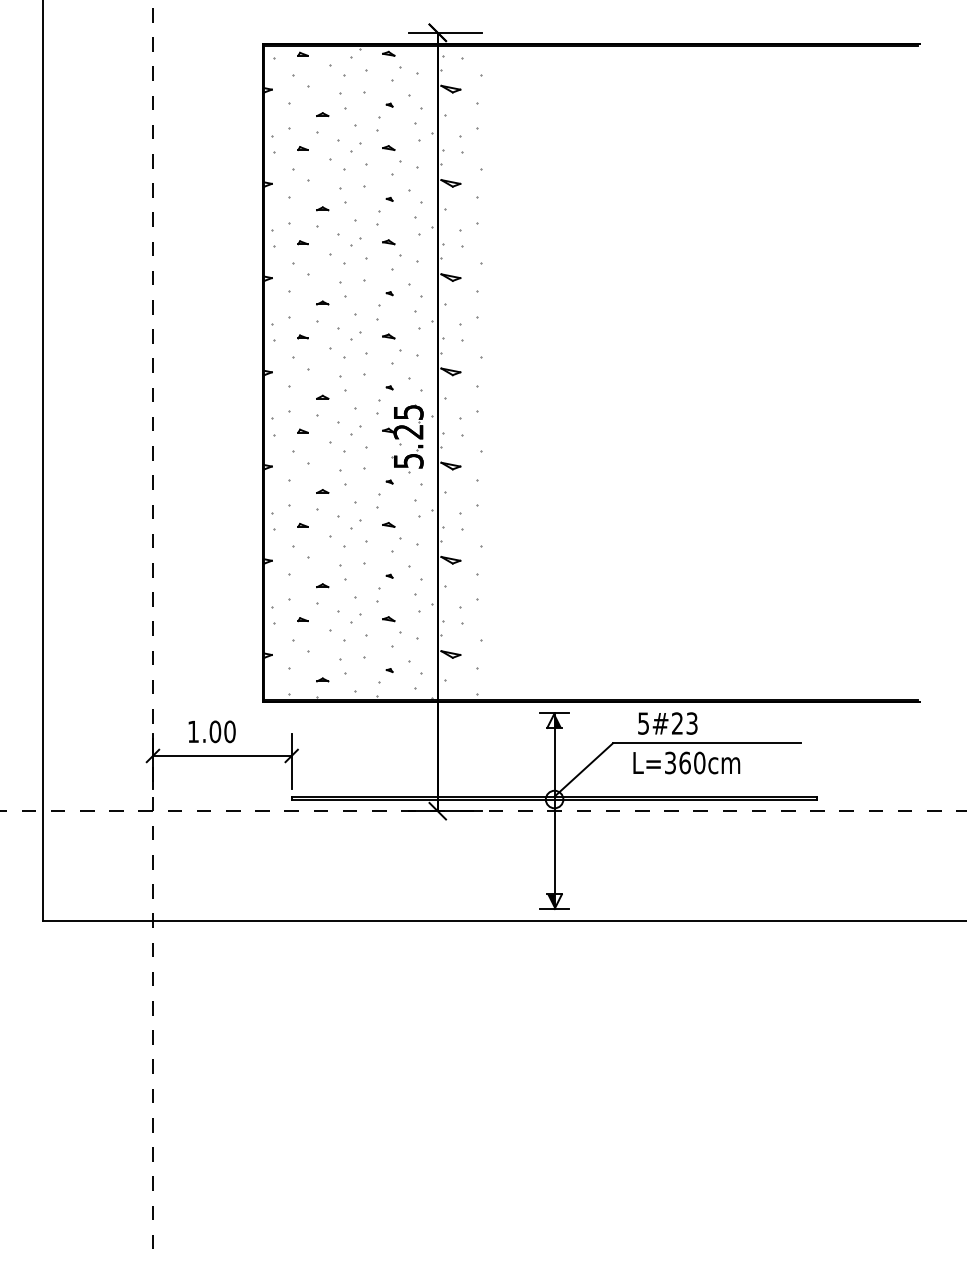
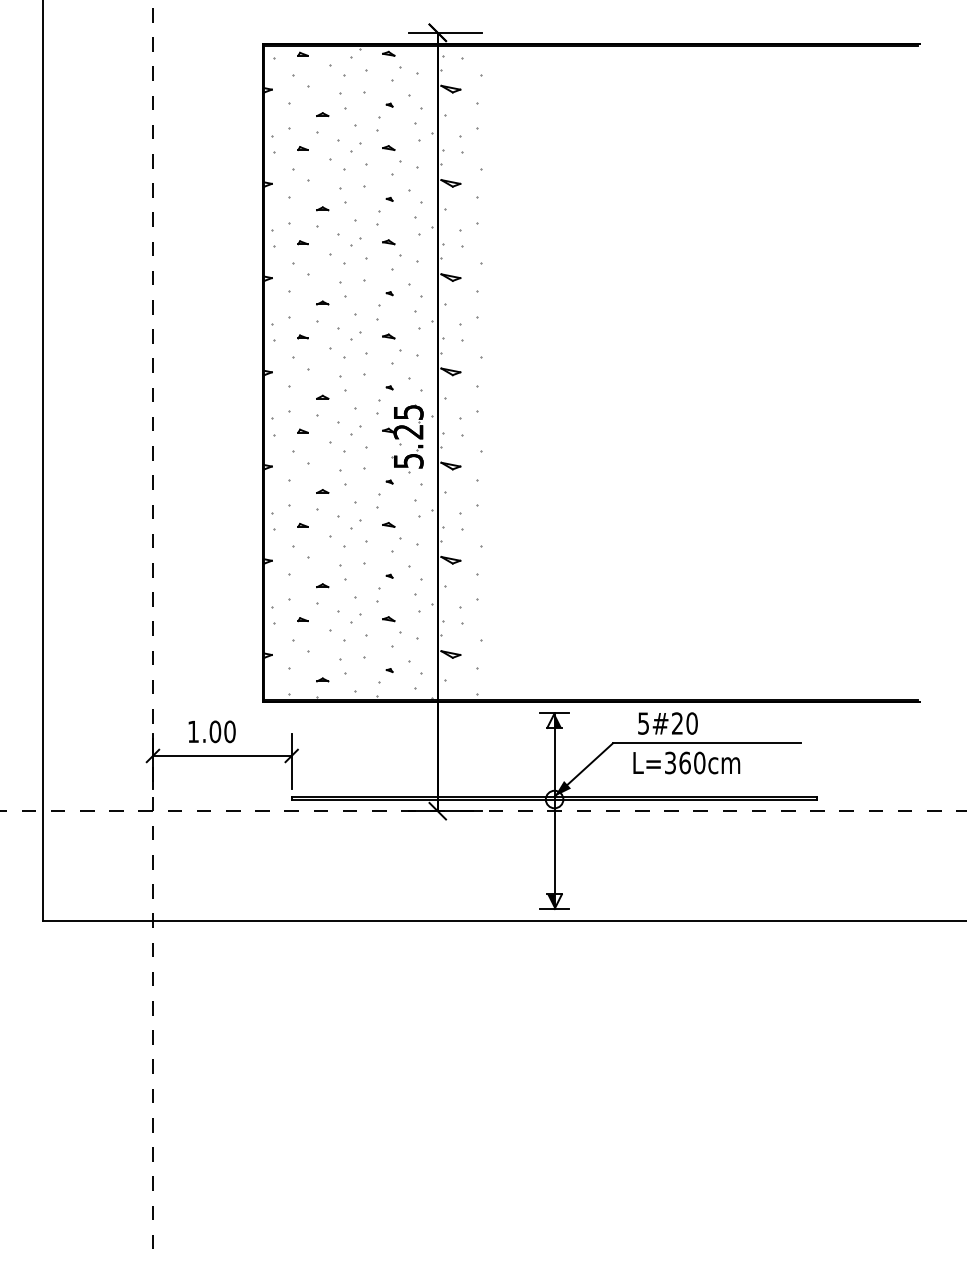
text: 5#23 -> 5#20 (691, 723)
fill: none -> present (562, 788)
